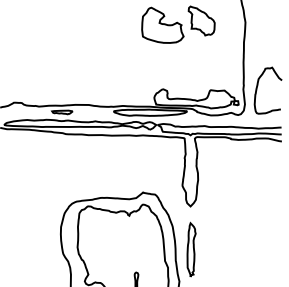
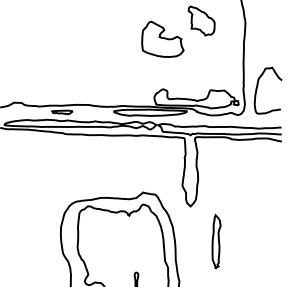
part position: (162, 24) -> (162, 38) (162, 38)
part position: (191, 249) -> (216, 241) (216, 241)
